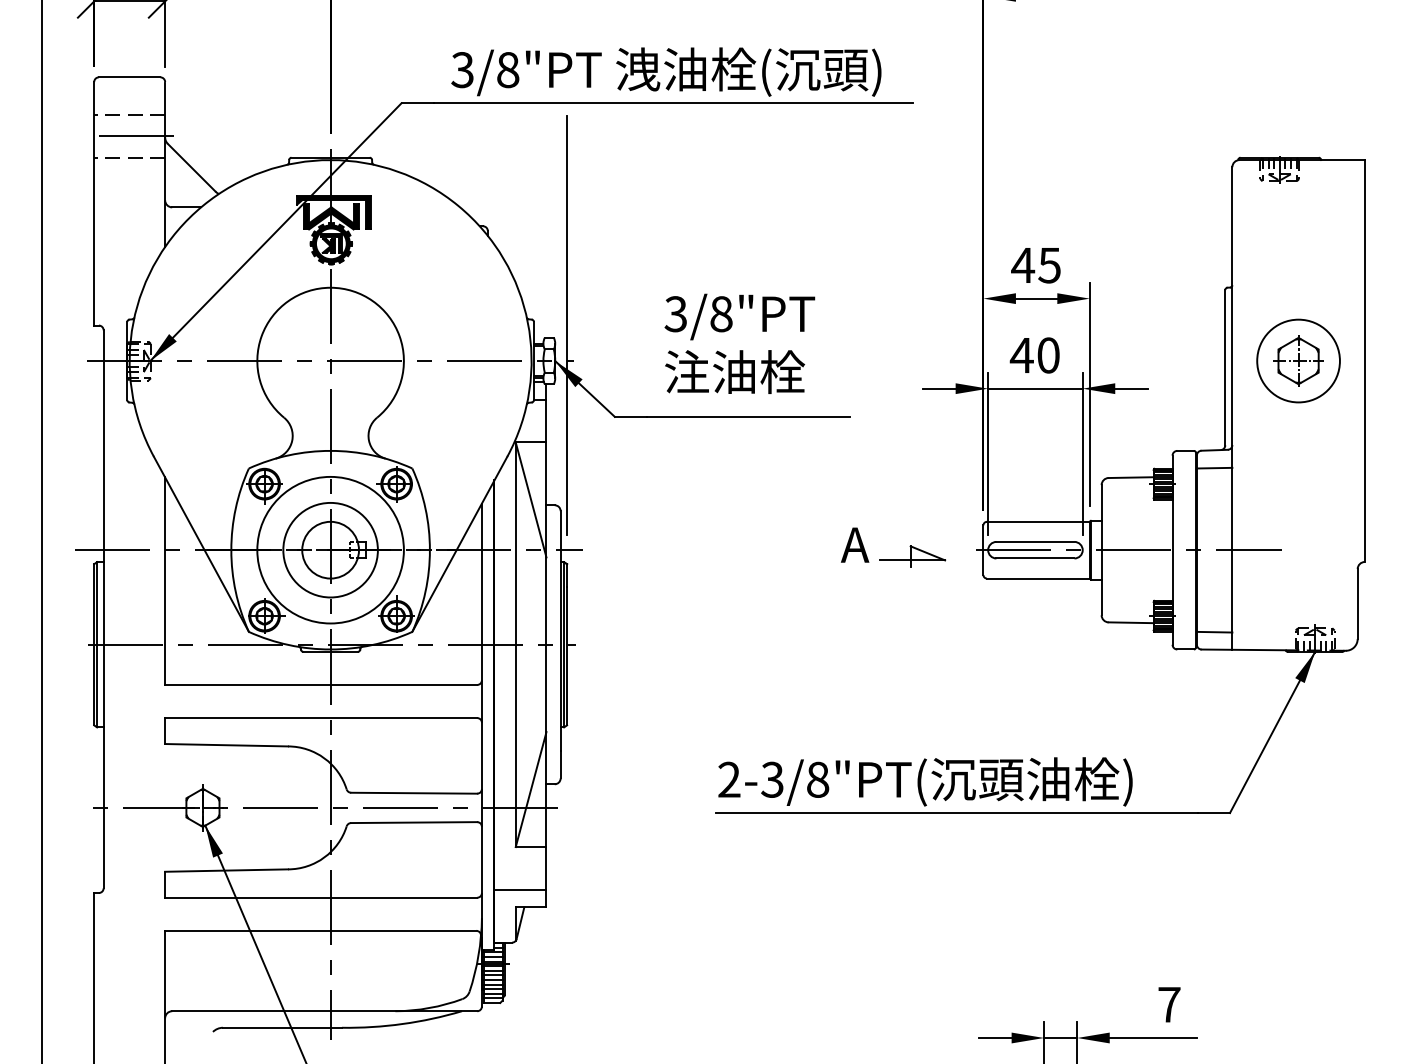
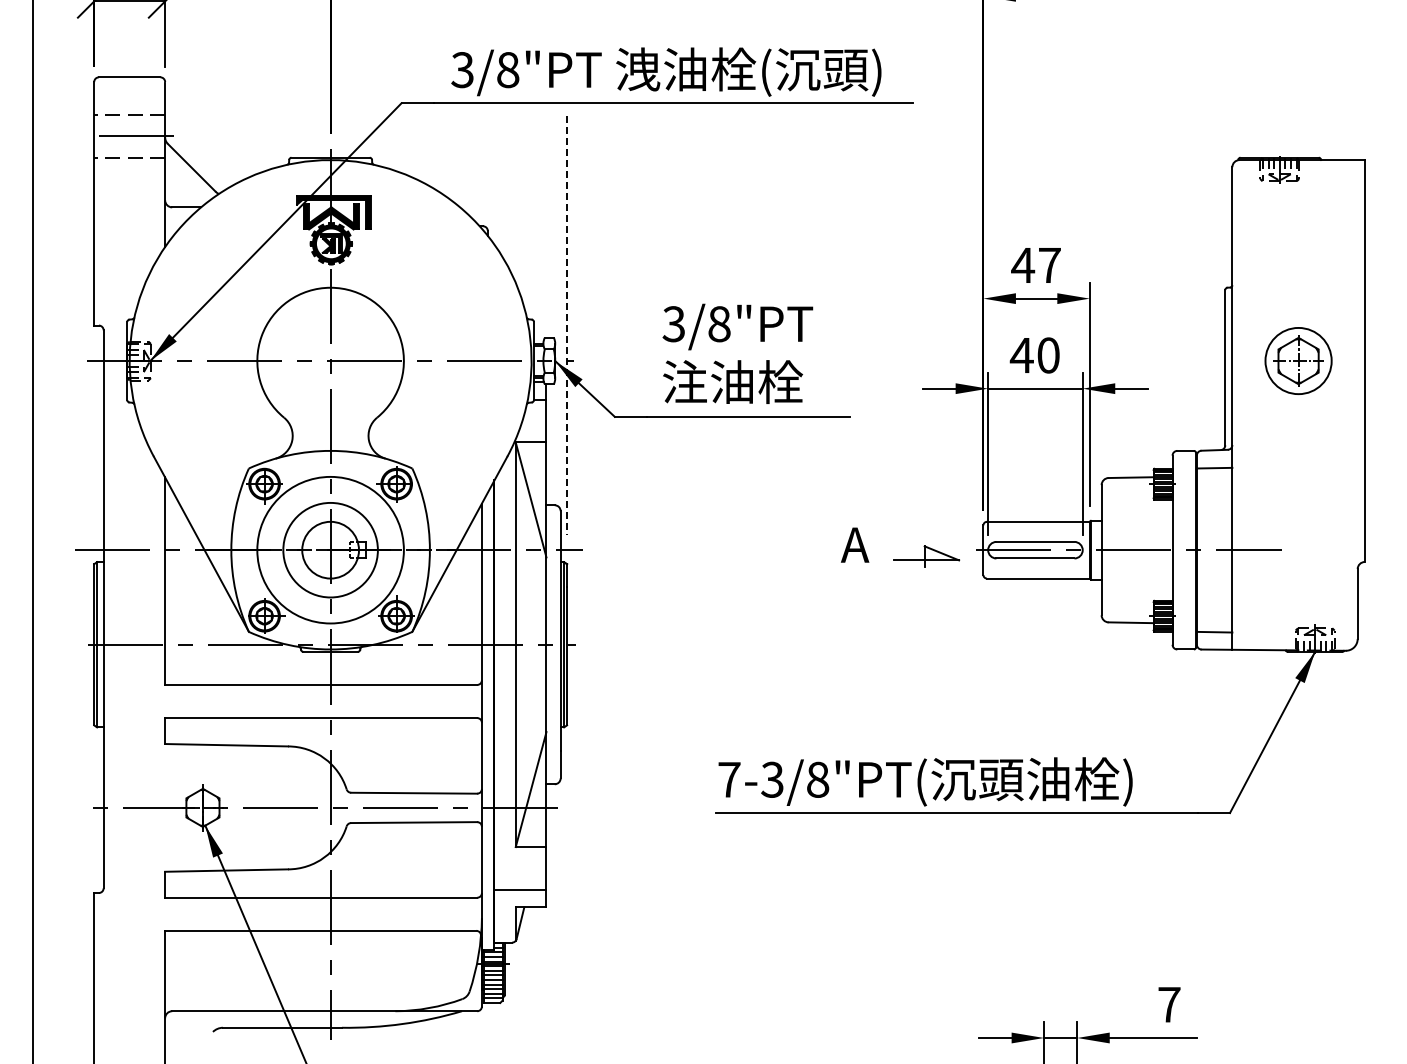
text: 45 -> 47 (1049, 265)
line: solid -> dashed (567, 325)
text position: (739, 343) -> (737, 353) (737, 353)
circle diameter: 83 px -> 66 px (1298, 360)
line position: (42, 531) -> (33, 531) (33, 531)
part position: (912, 556) -> (926, 556) (926, 556)
text: 2-3/8"PT( -> 7-3/8"PT( (729, 779)
